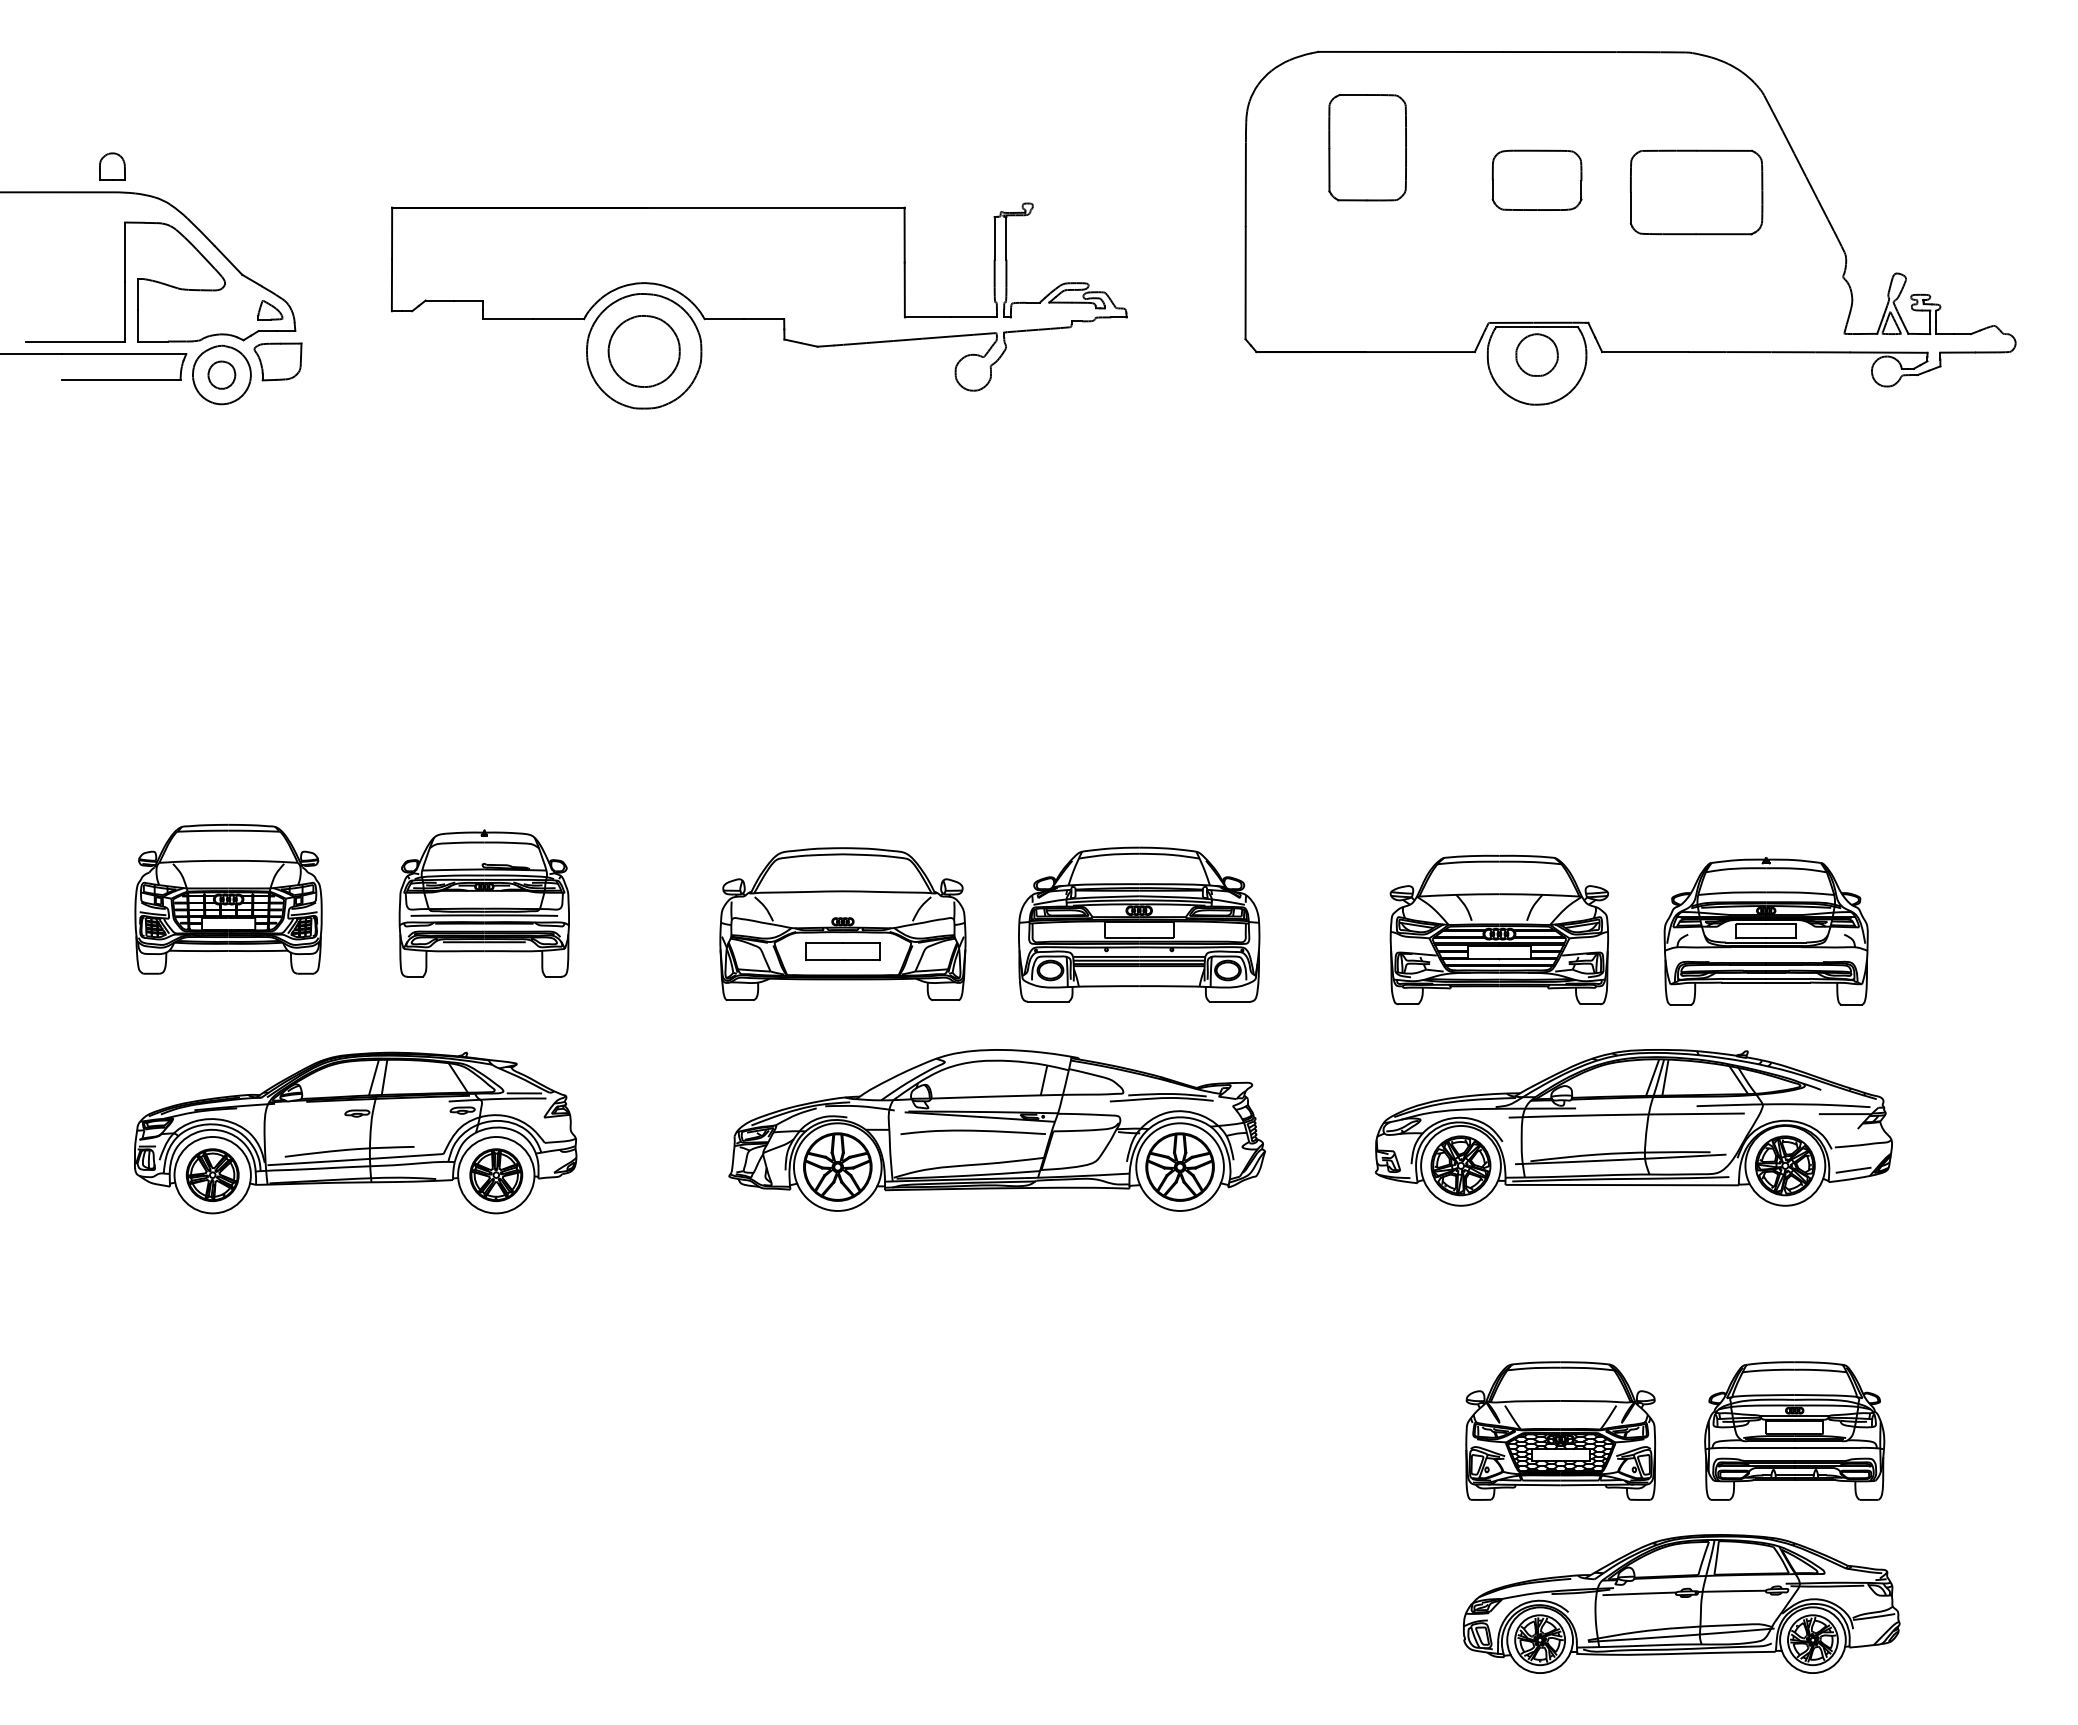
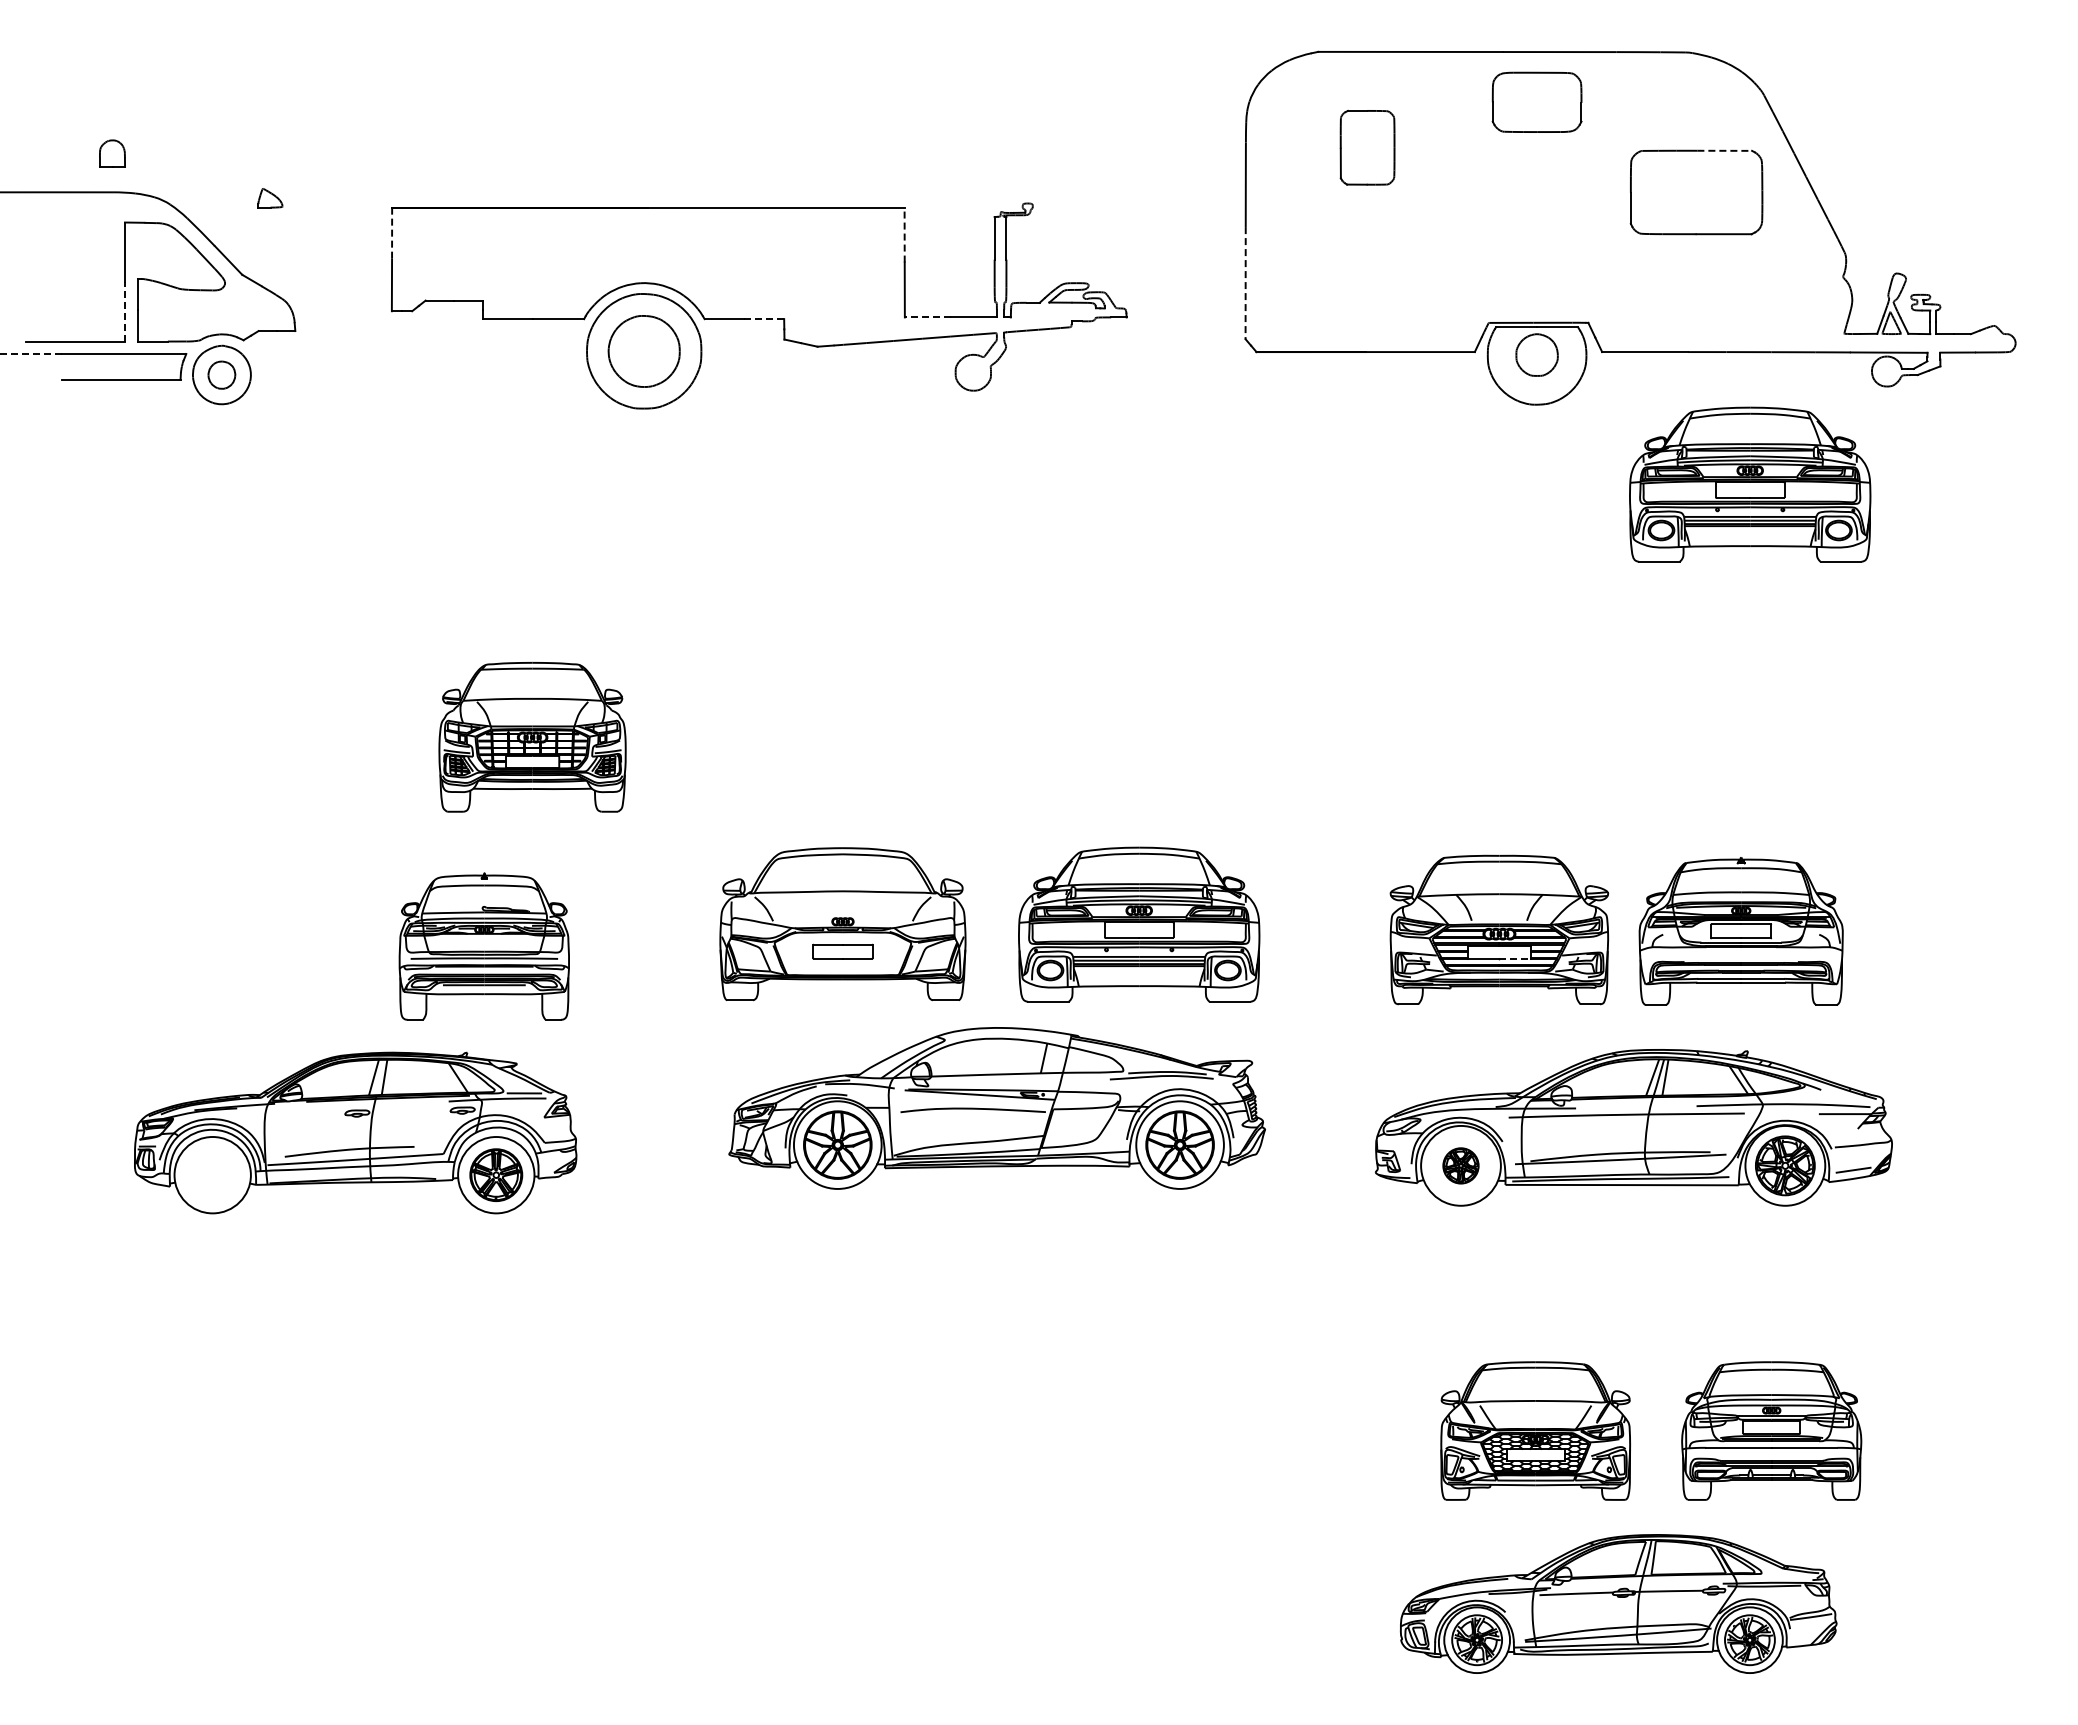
part size: 79x108 px -> 57x77 px (1367, 147)
line: solid -> dashed (1725, 150)
part position: (112, 166) -> (112, 153) (112, 153)
part position: (1536, 179) -> (1536, 101) (1536, 101)
line: solid -> dashed (392, 233)
line: solid -> dashed (904, 234)
line: solid -> dashed (1245, 283)
part position: (270, 310) -> (270, 198) (270, 198)
line: solid -> dashed (125, 311)
line: solid -> dashed (927, 317)
line: solid -> dashed (764, 319)
line: solid -> dashed (31, 354)
part: present -> none (277, 361)
part: none -> present (1750, 484)
part position: (228, 898) -> (532, 736) (532, 736)
part position: (483, 903) -> (483, 946) (483, 946)
part position: (1765, 931) -> (1740, 931) (1740, 931)
part size: 76x20 px -> 62x17 px (842, 951)
line: solid -> dashed (1514, 959)
part position: (996, 1130) -> (996, 1108) (996, 1108)
part size: 62x62 px -> 38x38 px (1460, 1165)
part: present -> none (212, 1174)
part position: (1560, 1430) -> (1535, 1430) (1535, 1430)
part position: (1794, 1430) -> (1771, 1430) (1771, 1430)
part position: (1681, 1603) -> (1618, 1603) (1618, 1603)
